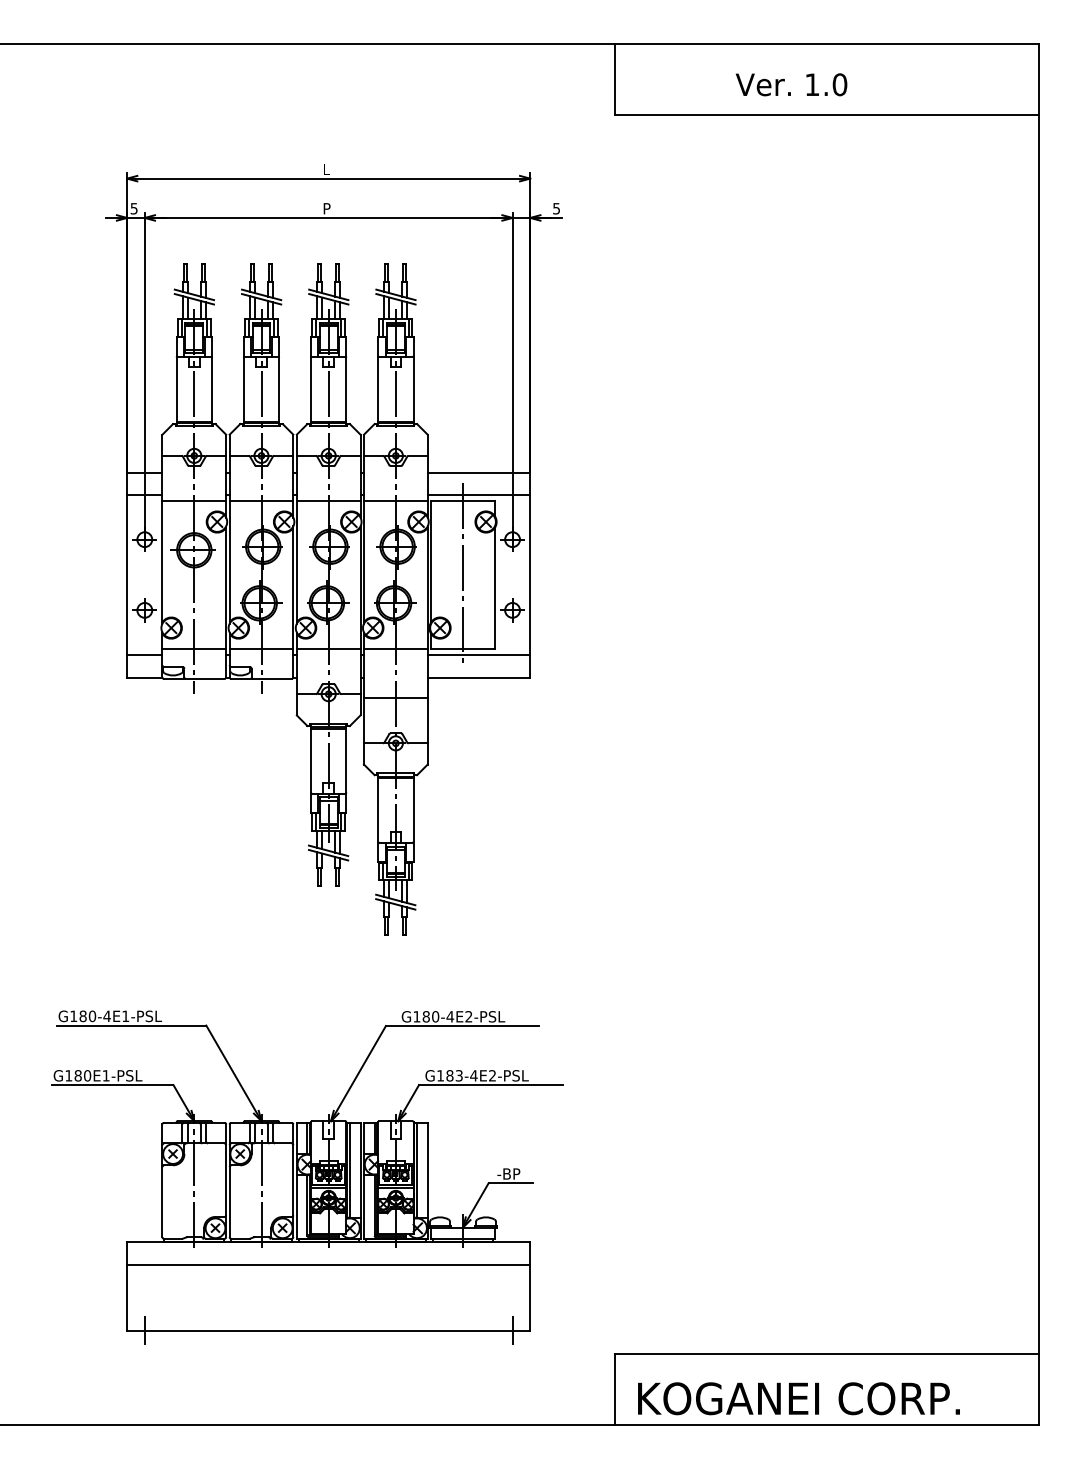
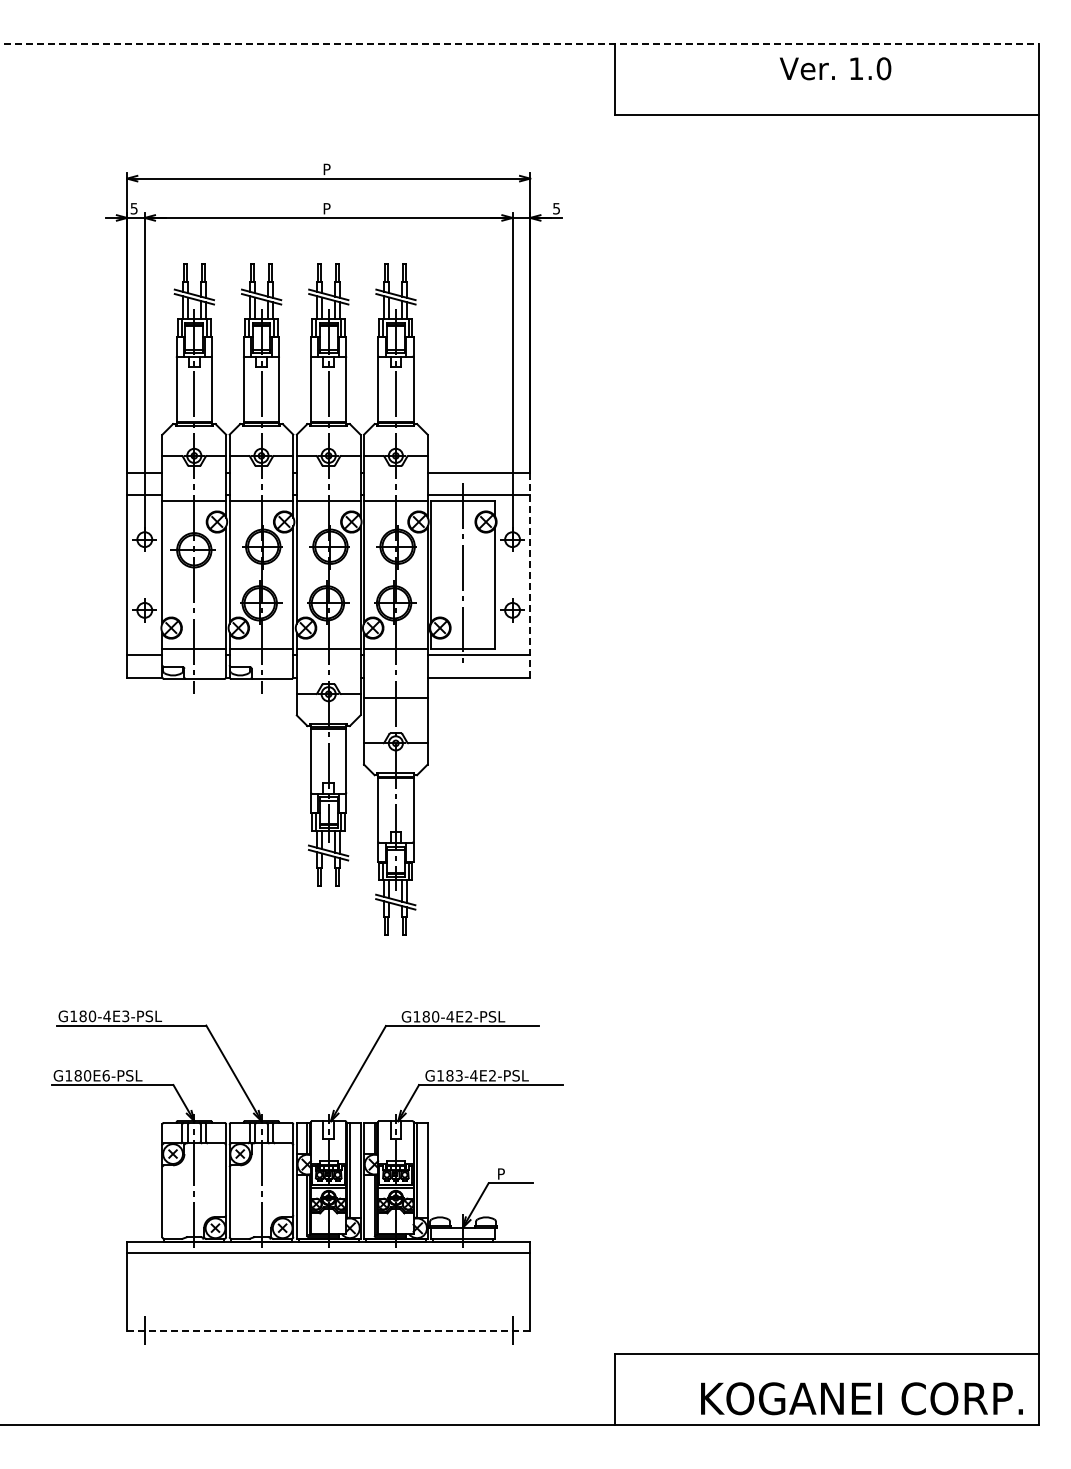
line: solid -> dashed (520, 44)
text position: (791, 84) -> (835, 68) (835, 68)
text: L -> P (326, 169)
line: solid -> dashed (530, 575)
text: G180-4E1-PSL -> G180-4E3-PSL (125, 1016)
text: G180E1-PSL -> G180E6-PSL (105, 1075)
text: -BP -> P (508, 1173)
line position: (328, 1265) -> (328, 1253) (328, 1253)
line: solid -> dashed (328, 1330)
text position: (798, 1398) -> (861, 1398) (861, 1398)
